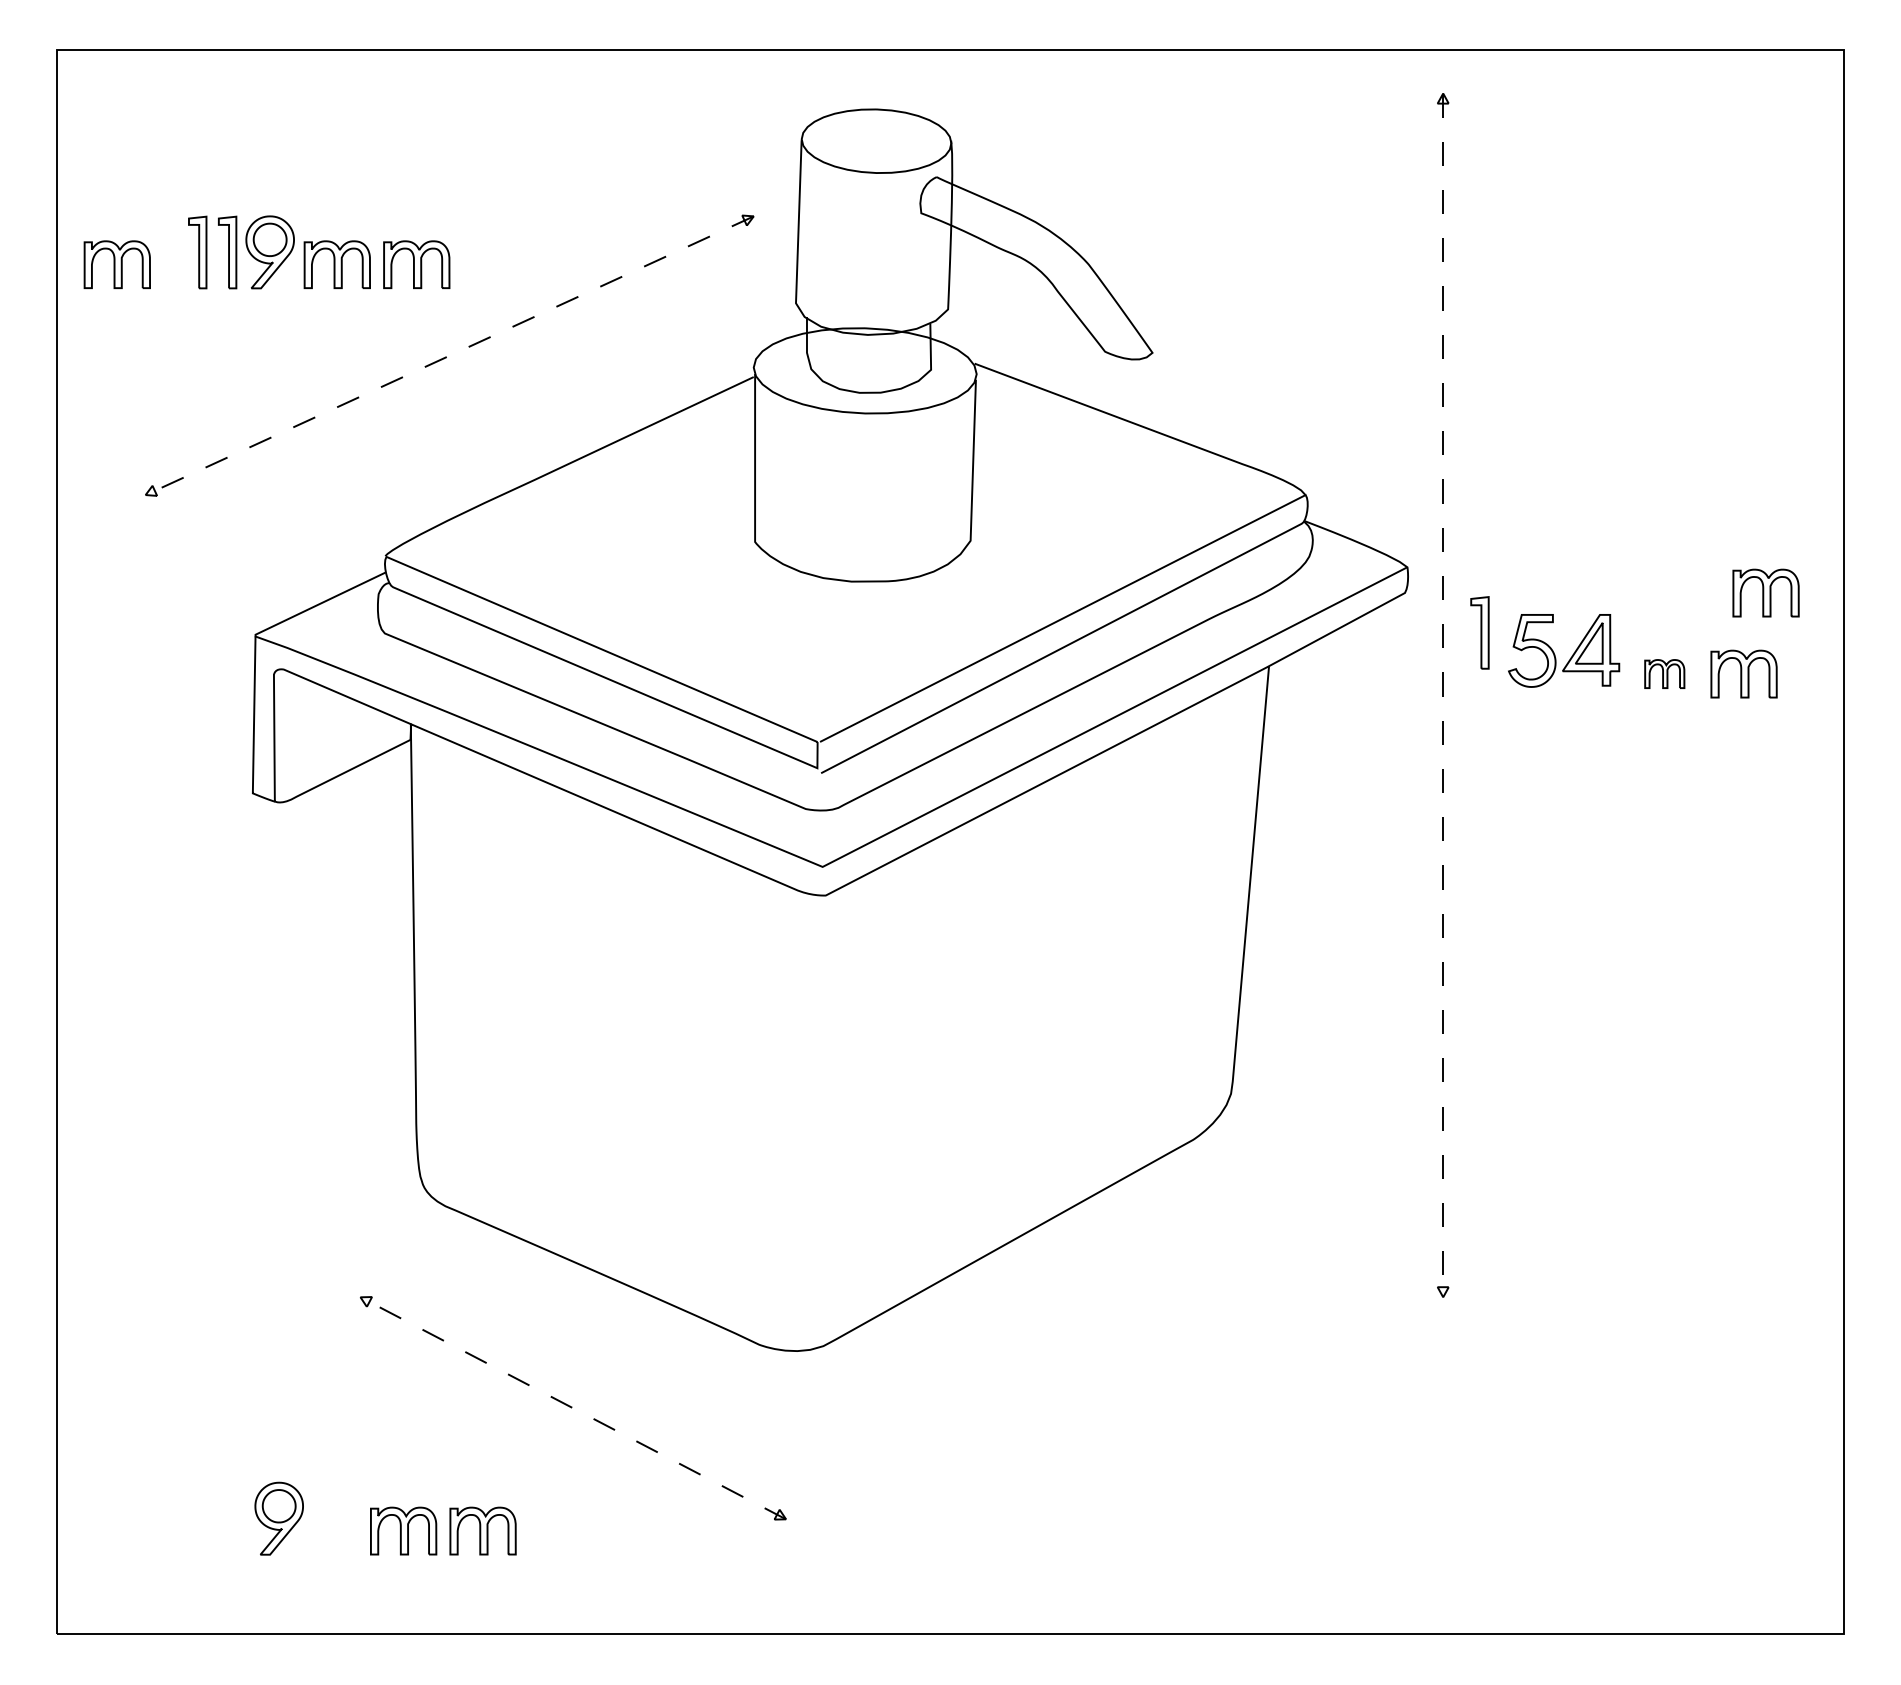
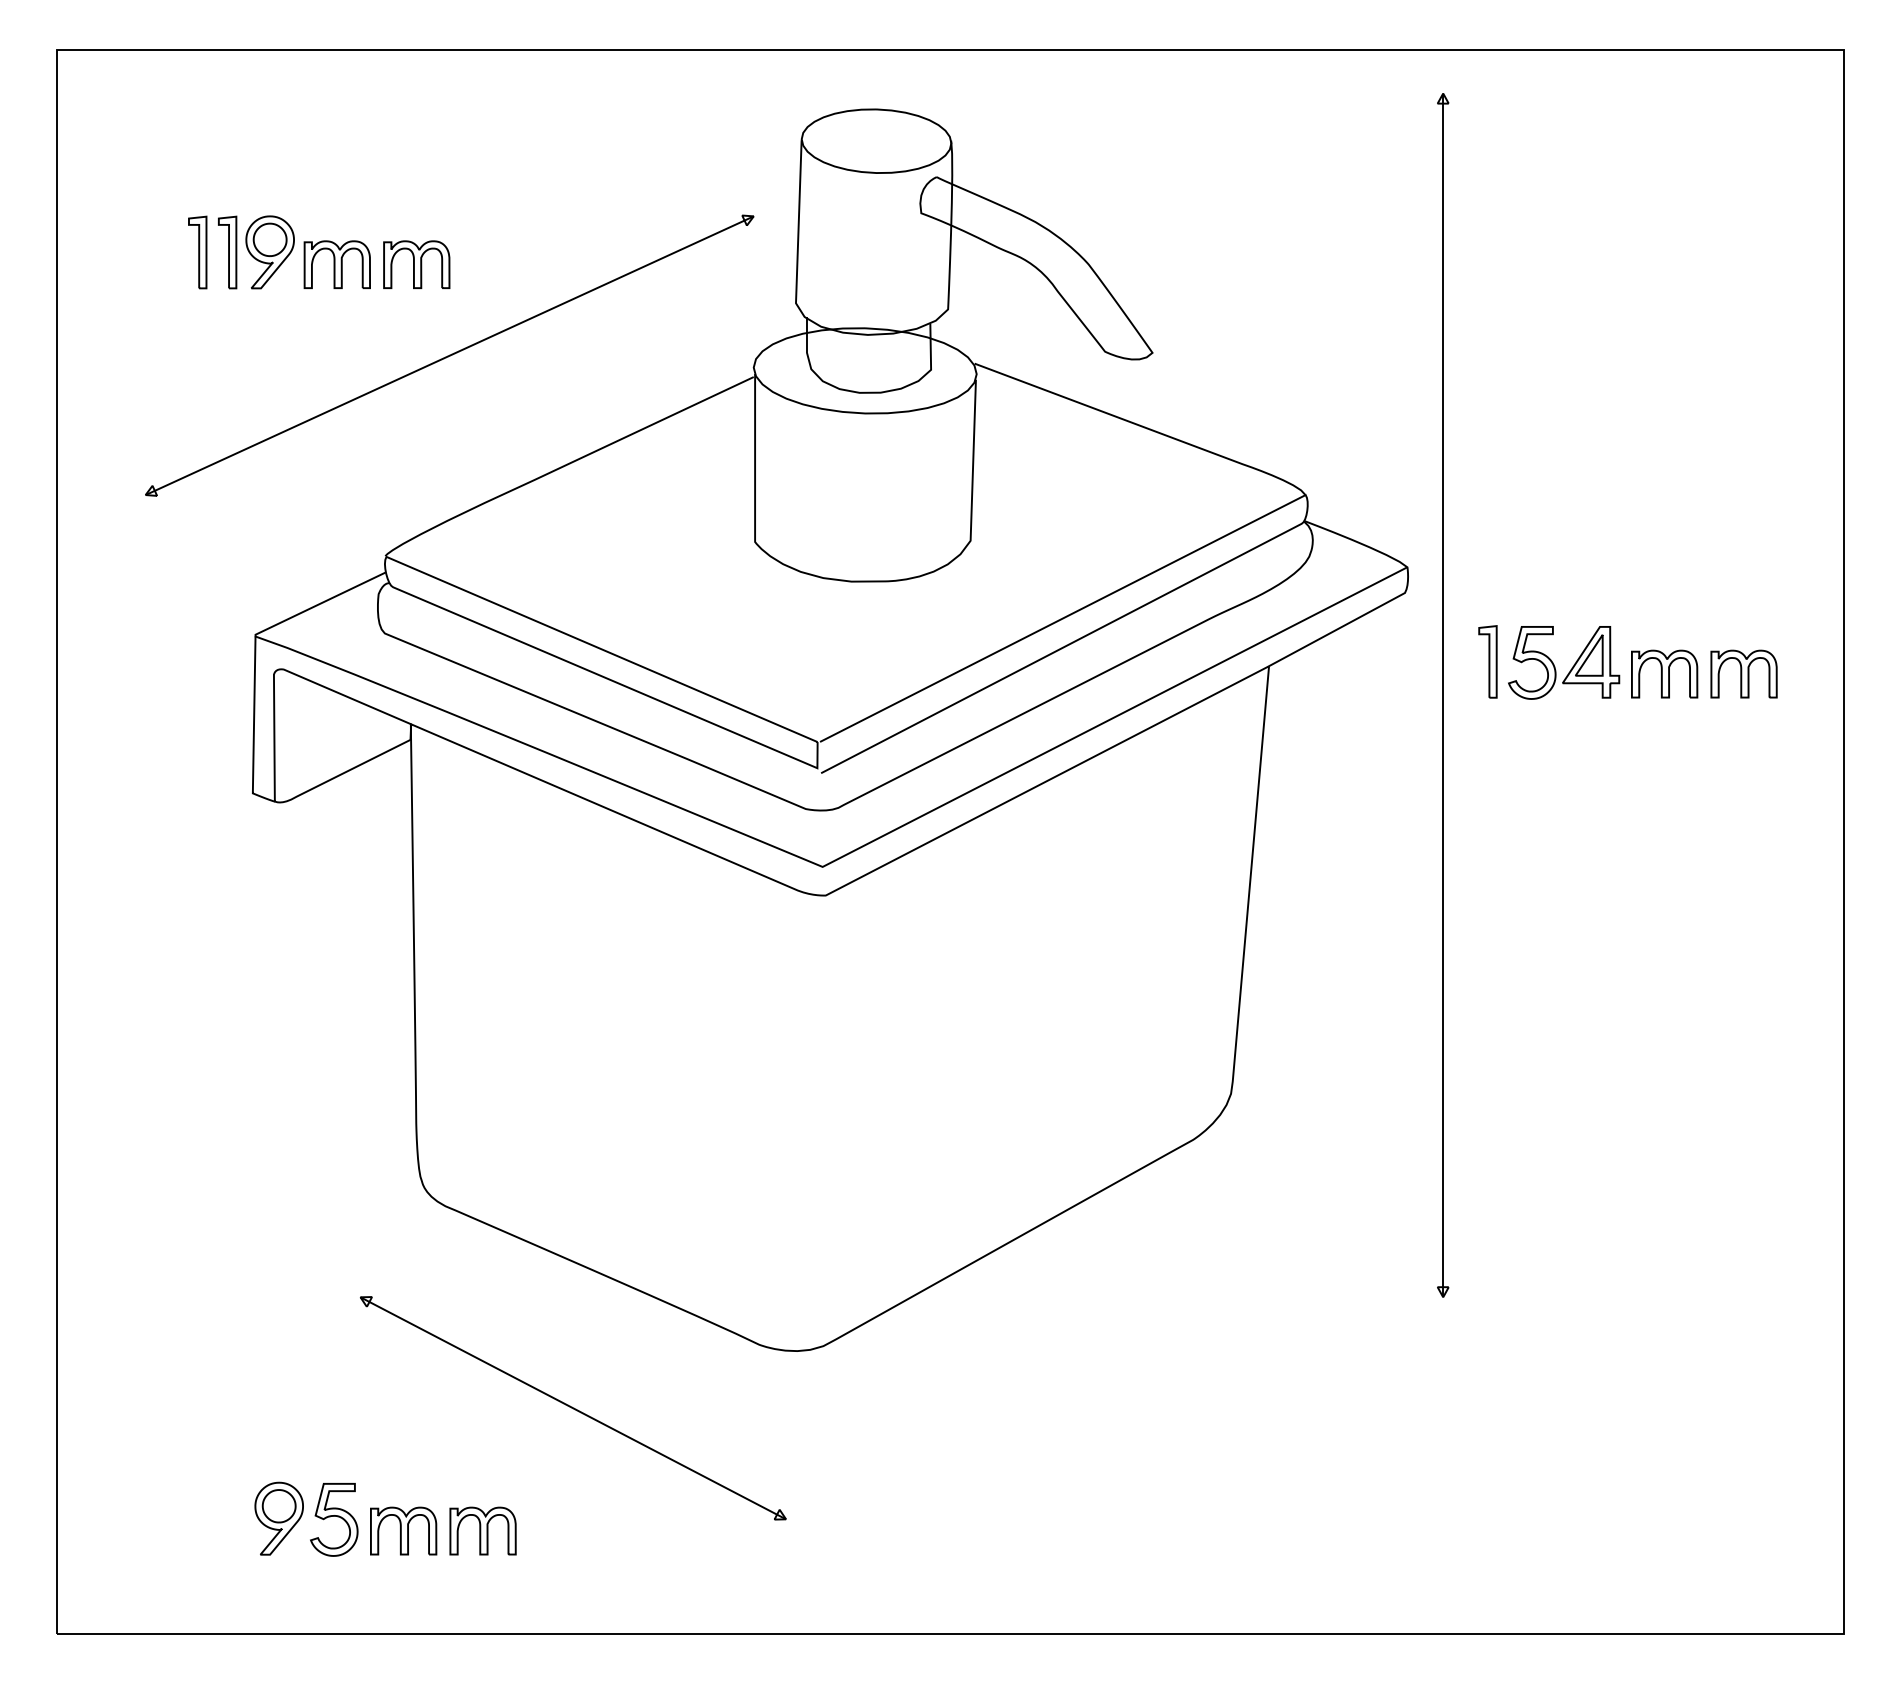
part: present -> none (116, 264)
line: dashed -> solid (449, 355)
part: present -> none (1765, 592)
part position: (1479, 632) -> (1487, 661) (1487, 661)
part position: (1572, 654) -> (1572, 666) (1572, 666)
part size: 42x30 px -> 68x50 px (1664, 673)
line: dashed -> solid (1443, 695)
line: dashed -> solid (572, 1408)
part: none -> present (334, 1519)
